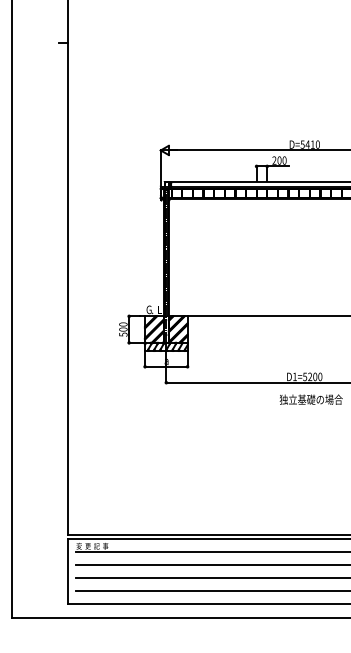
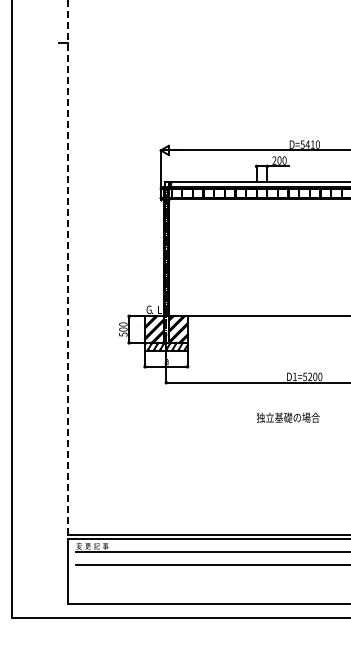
line: solid -> dashed (68, 267)
text position: (310, 399) -> (287, 417) (287, 417)
line: present -> none (211, 577)
line: present -> none (211, 590)
